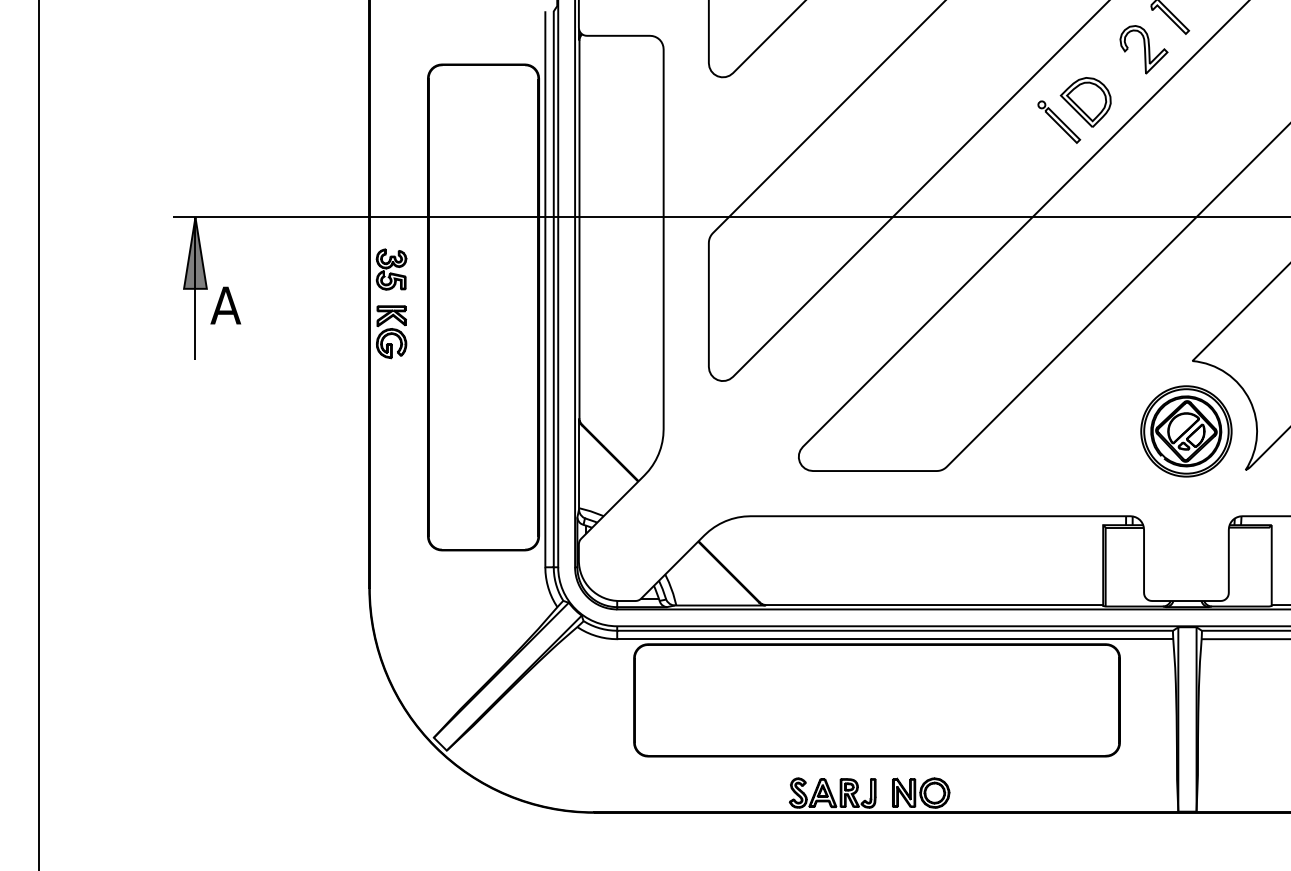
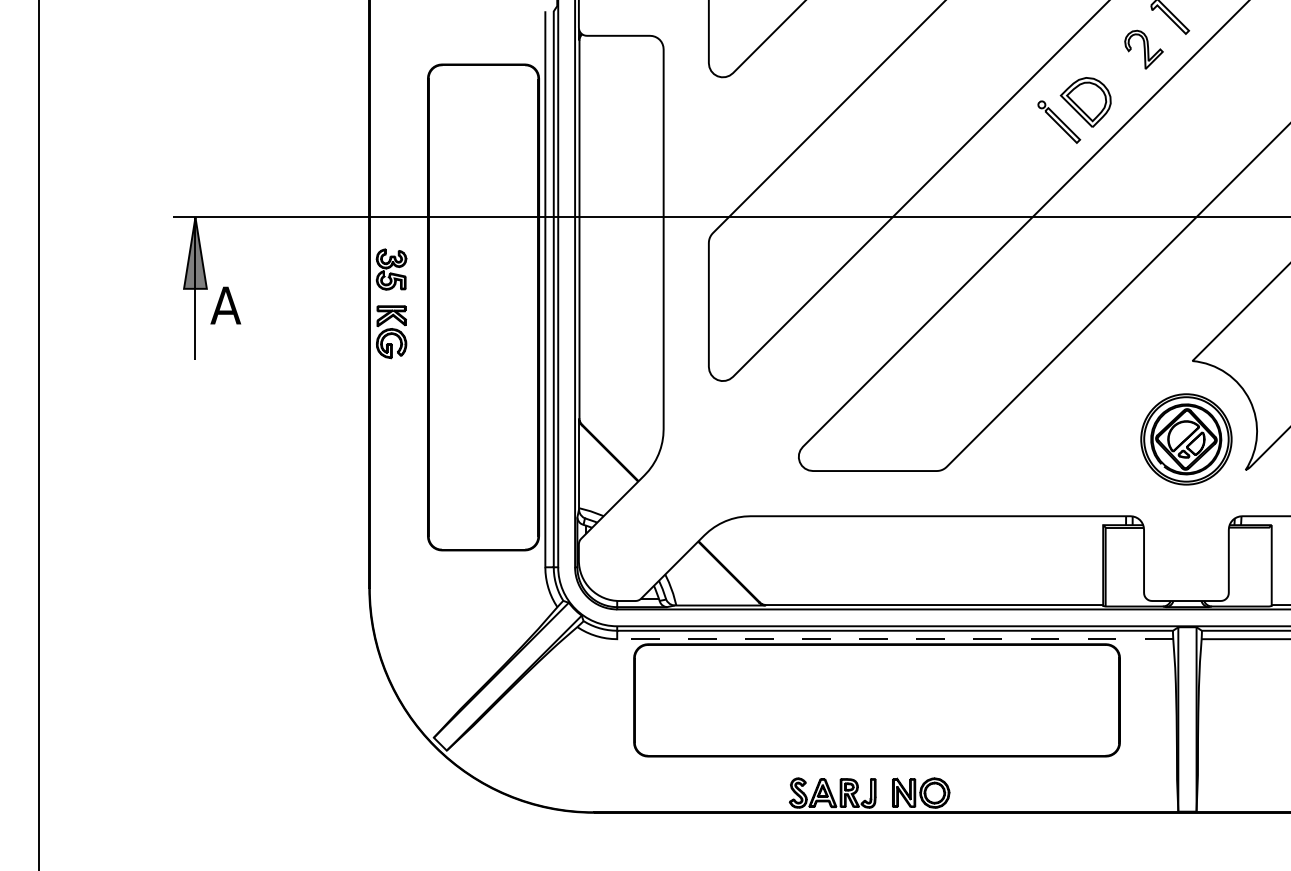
part size: 50x50 px -> 40x41 px (1143, 49)
part position: (1186, 431) -> (1186, 439) (1186, 439)
line: solid -> dashed (894, 639)
